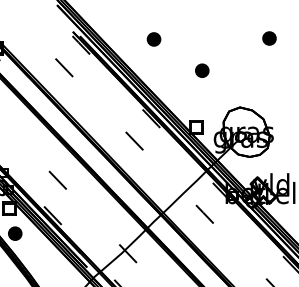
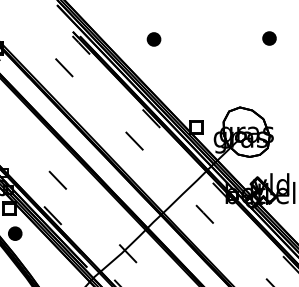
part: present -> none (202, 70)
